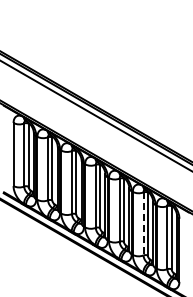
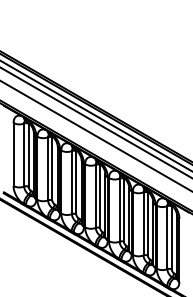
line: none -> present (95, 122)
line: none -> present (95, 136)
line: dashed -> solid (143, 223)
